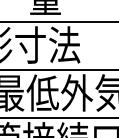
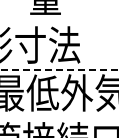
line: present -> none (58, 21)
line: solid -> dashed (59, 69)
line: present -> none (58, 117)
